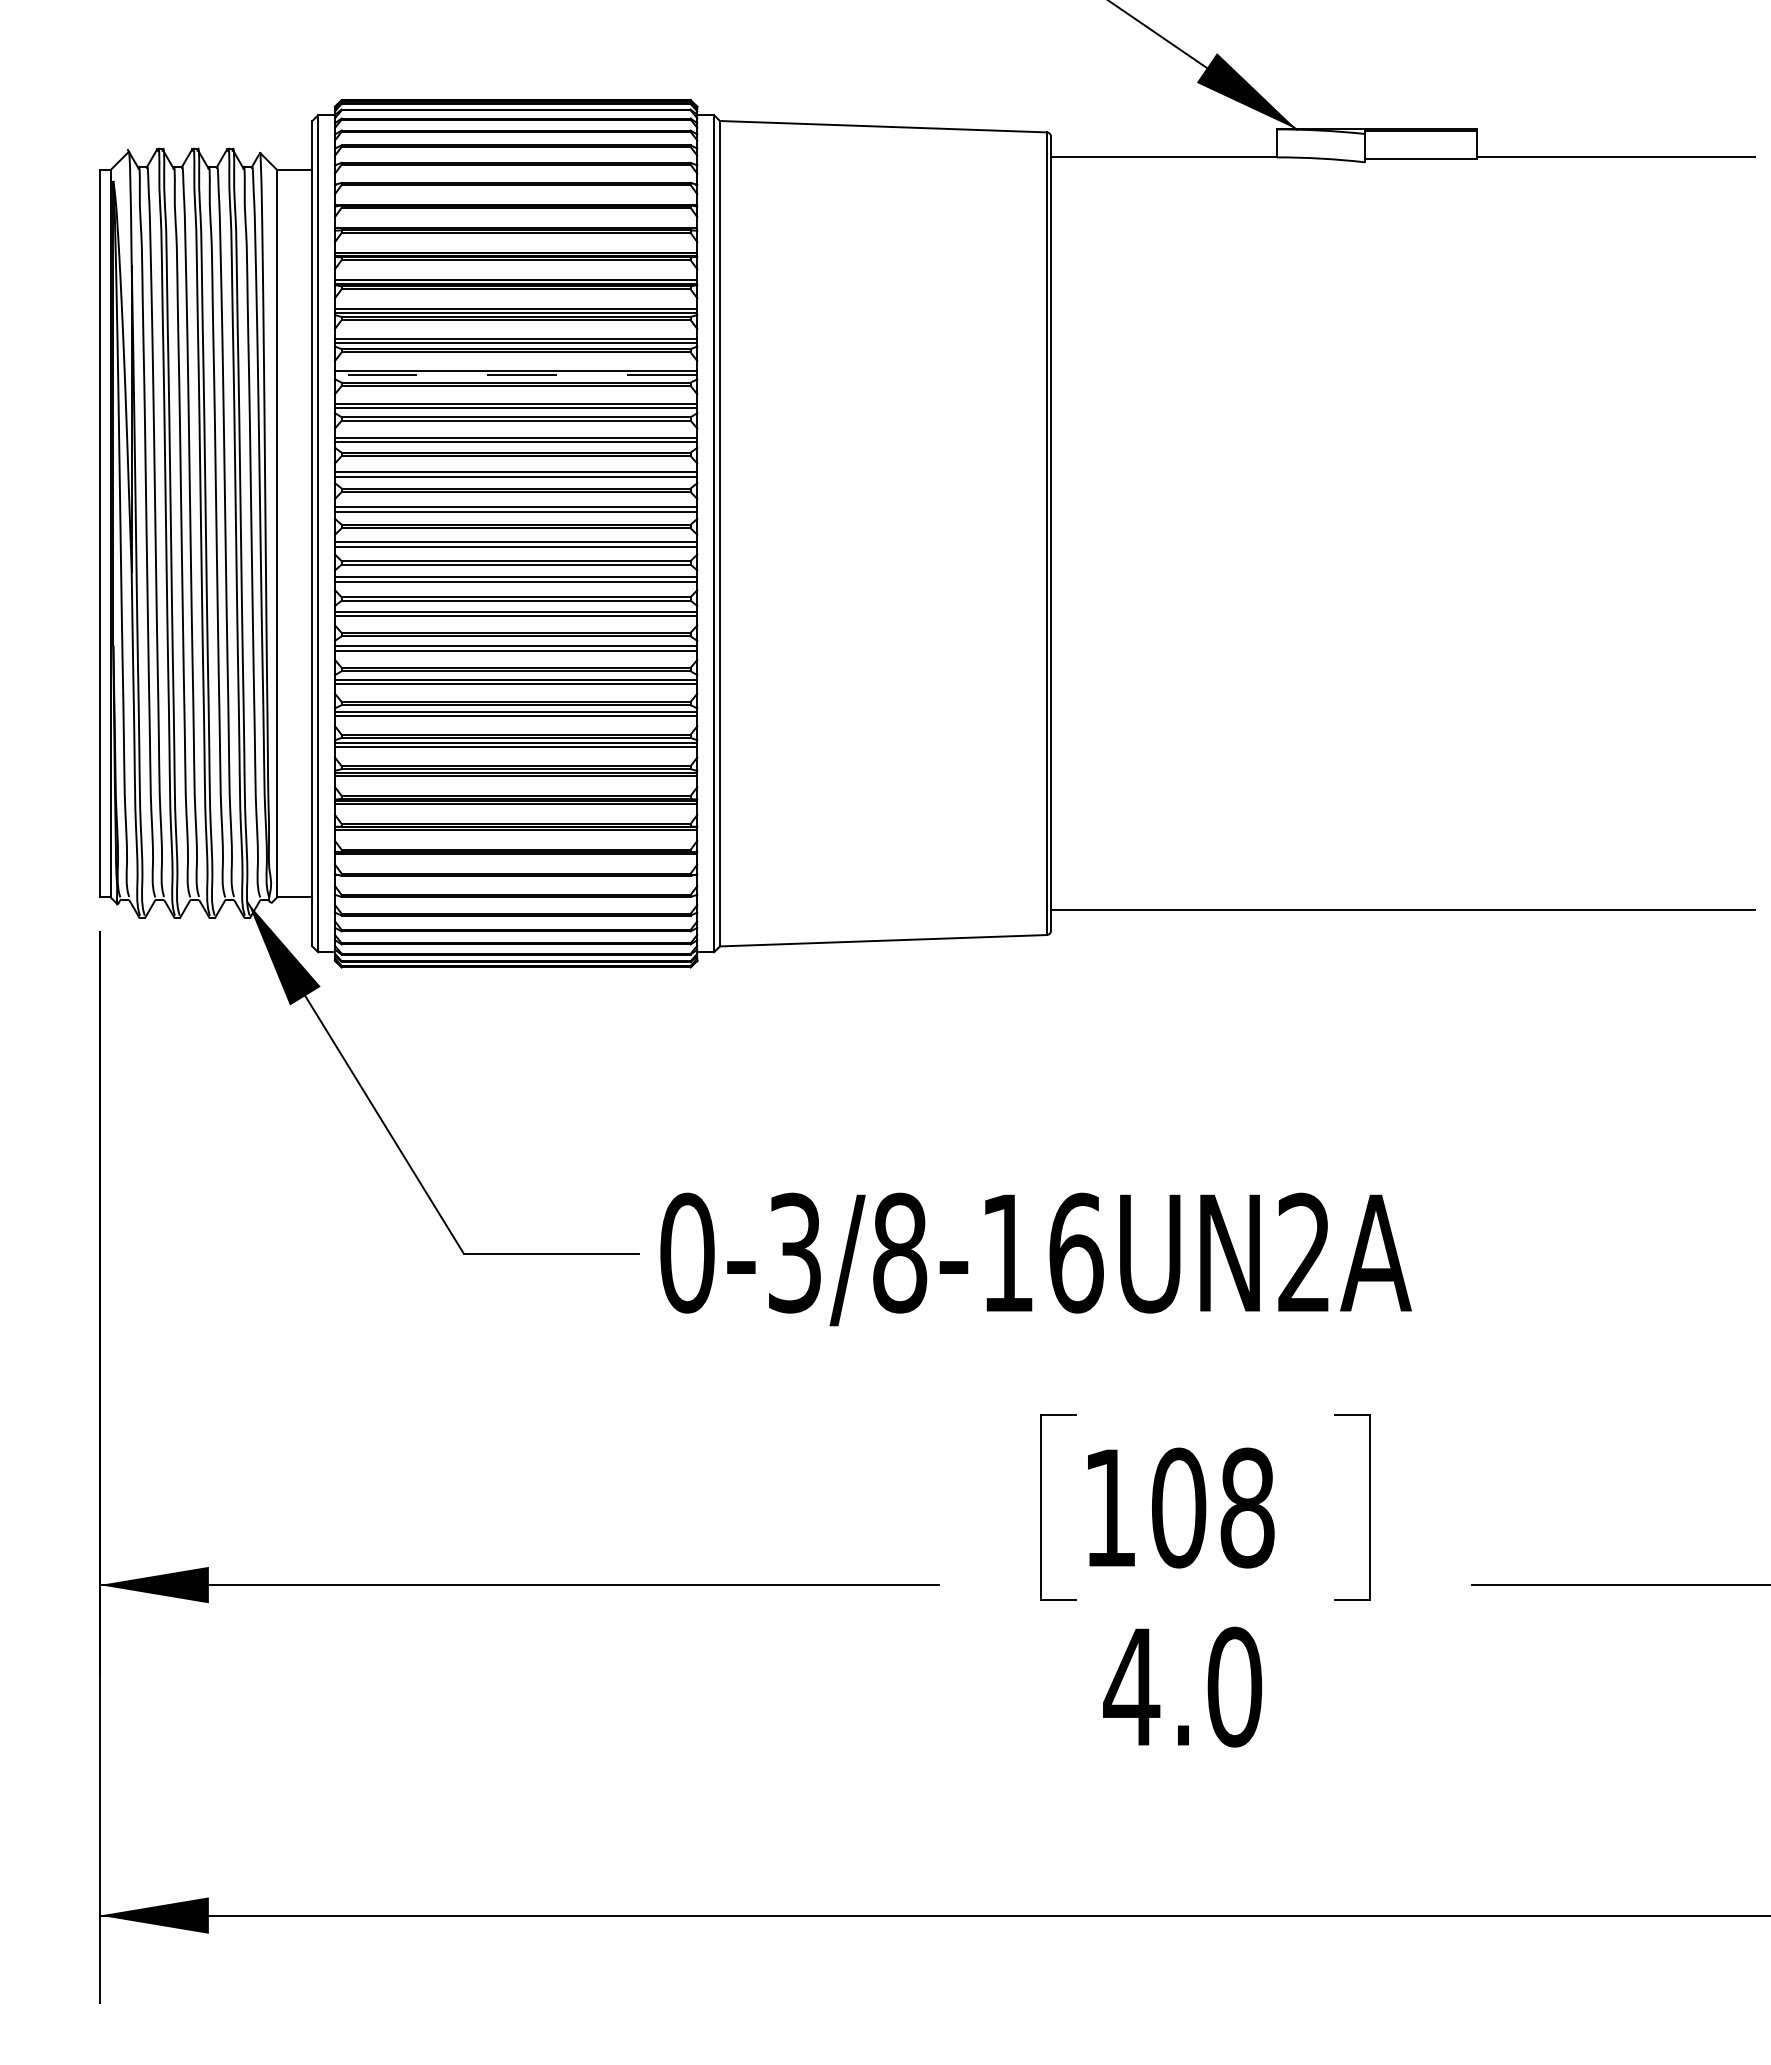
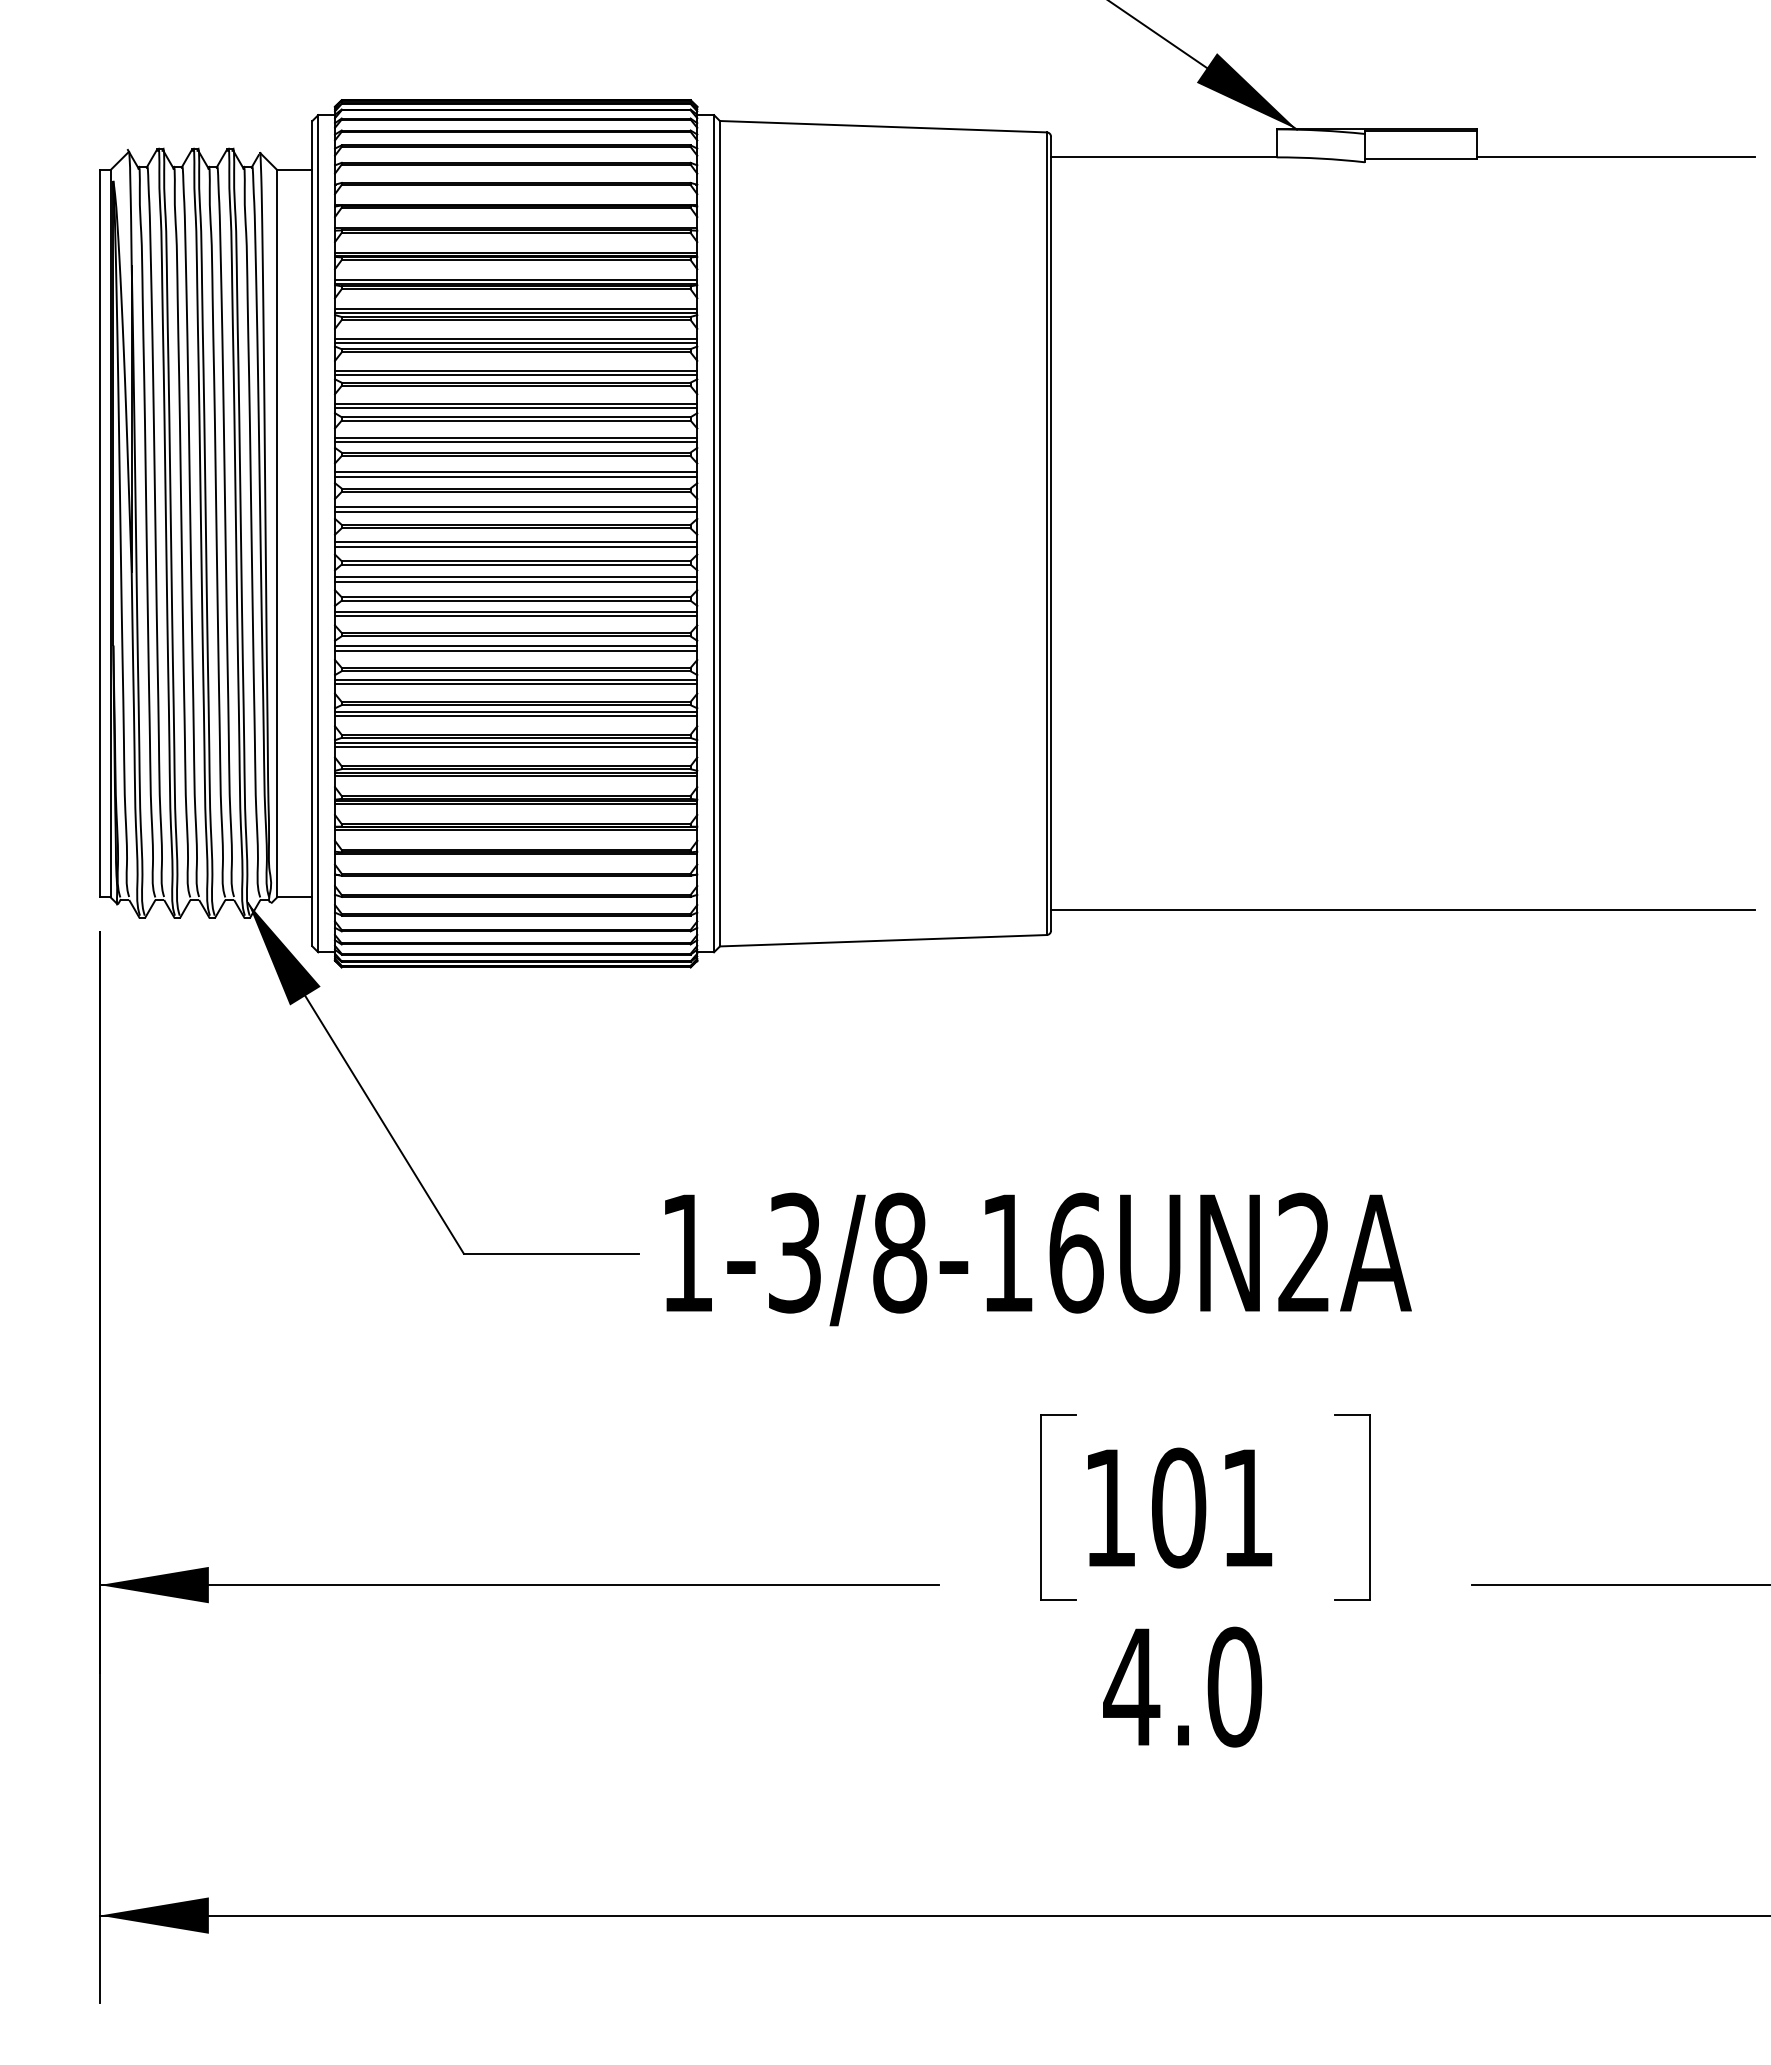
line: dashed -> solid (515, 375)
text: 0-3/8-16UN2A -> 1-3/8-16UN2A (687, 1252)
text: 108 -> 101 (1247, 1507)
